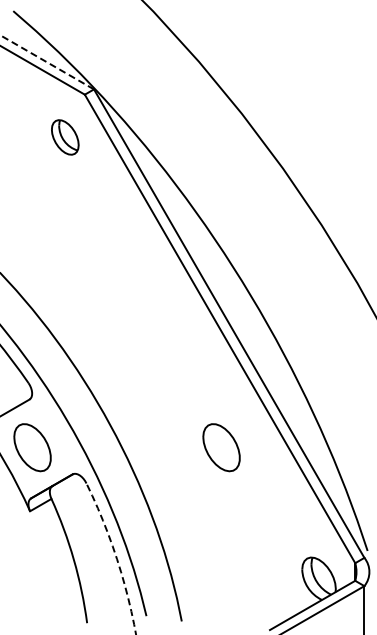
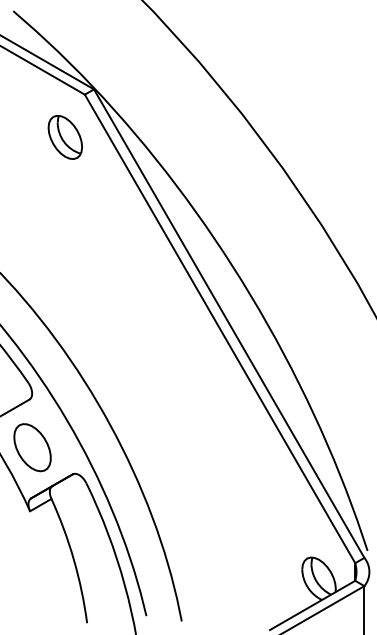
line: dashed -> solid (47, 62)
part size: 29x37 px -> 36x45 px (64, 137)
part: present -> none (221, 447)
arc: dashed -> solid (116, 557)
